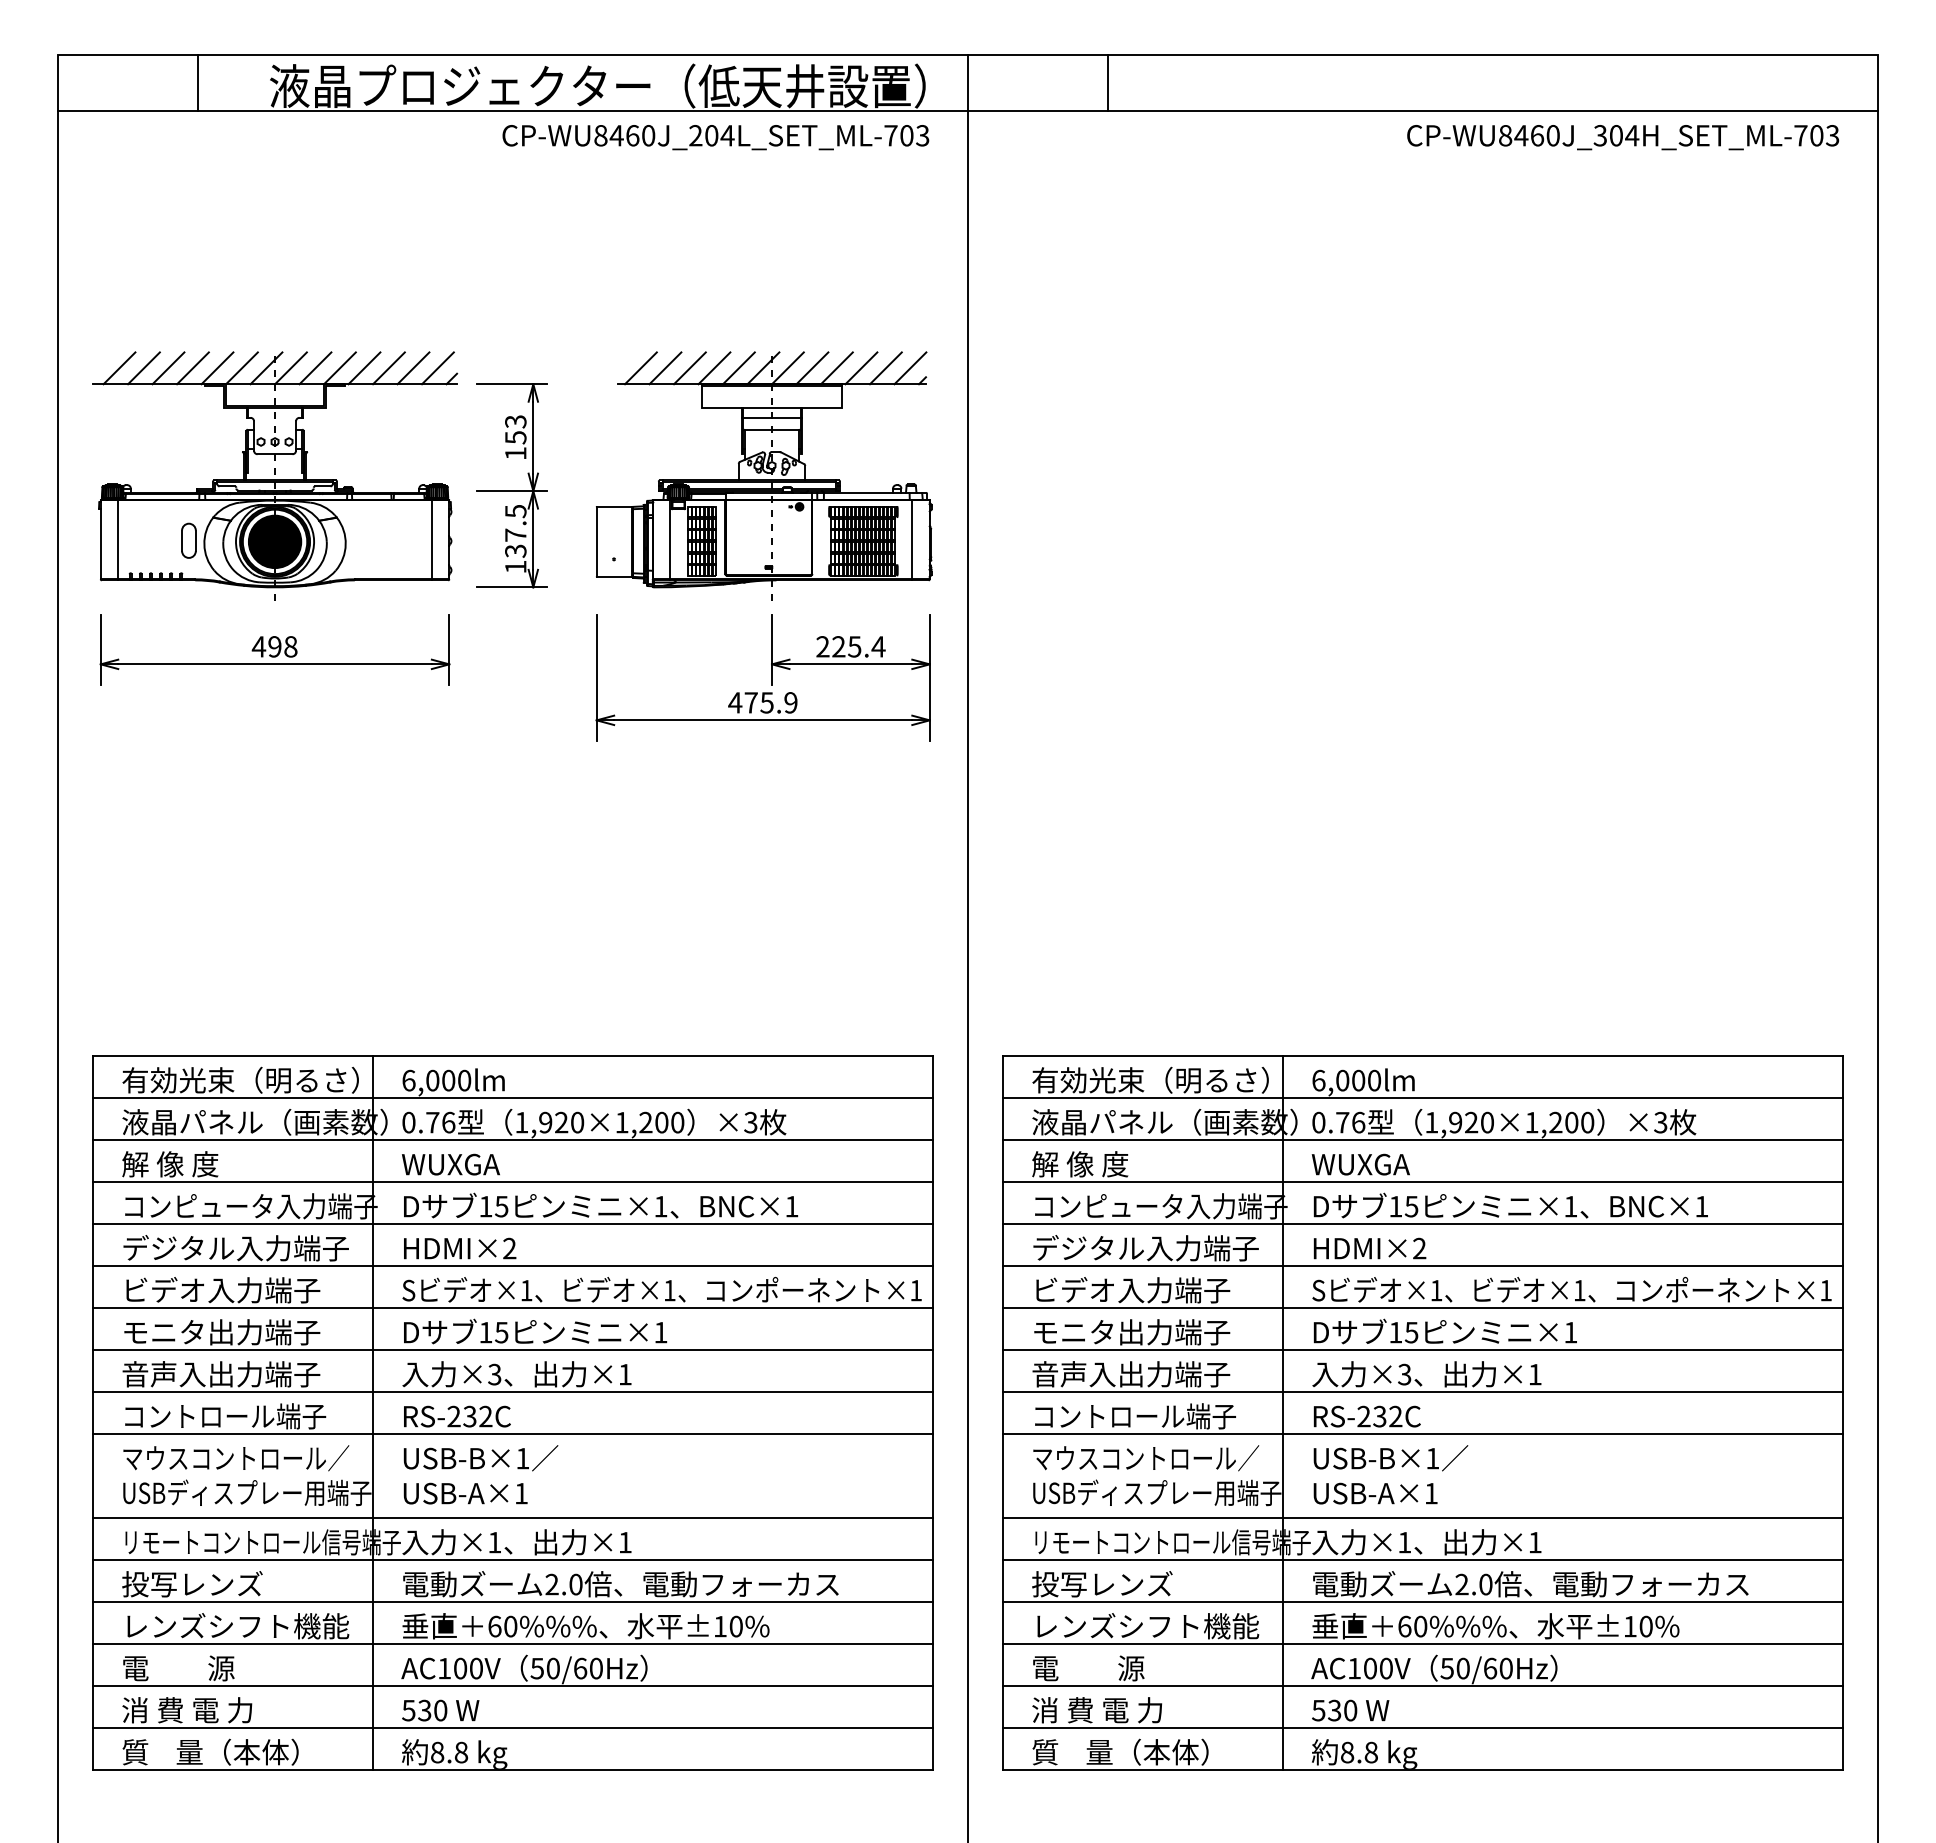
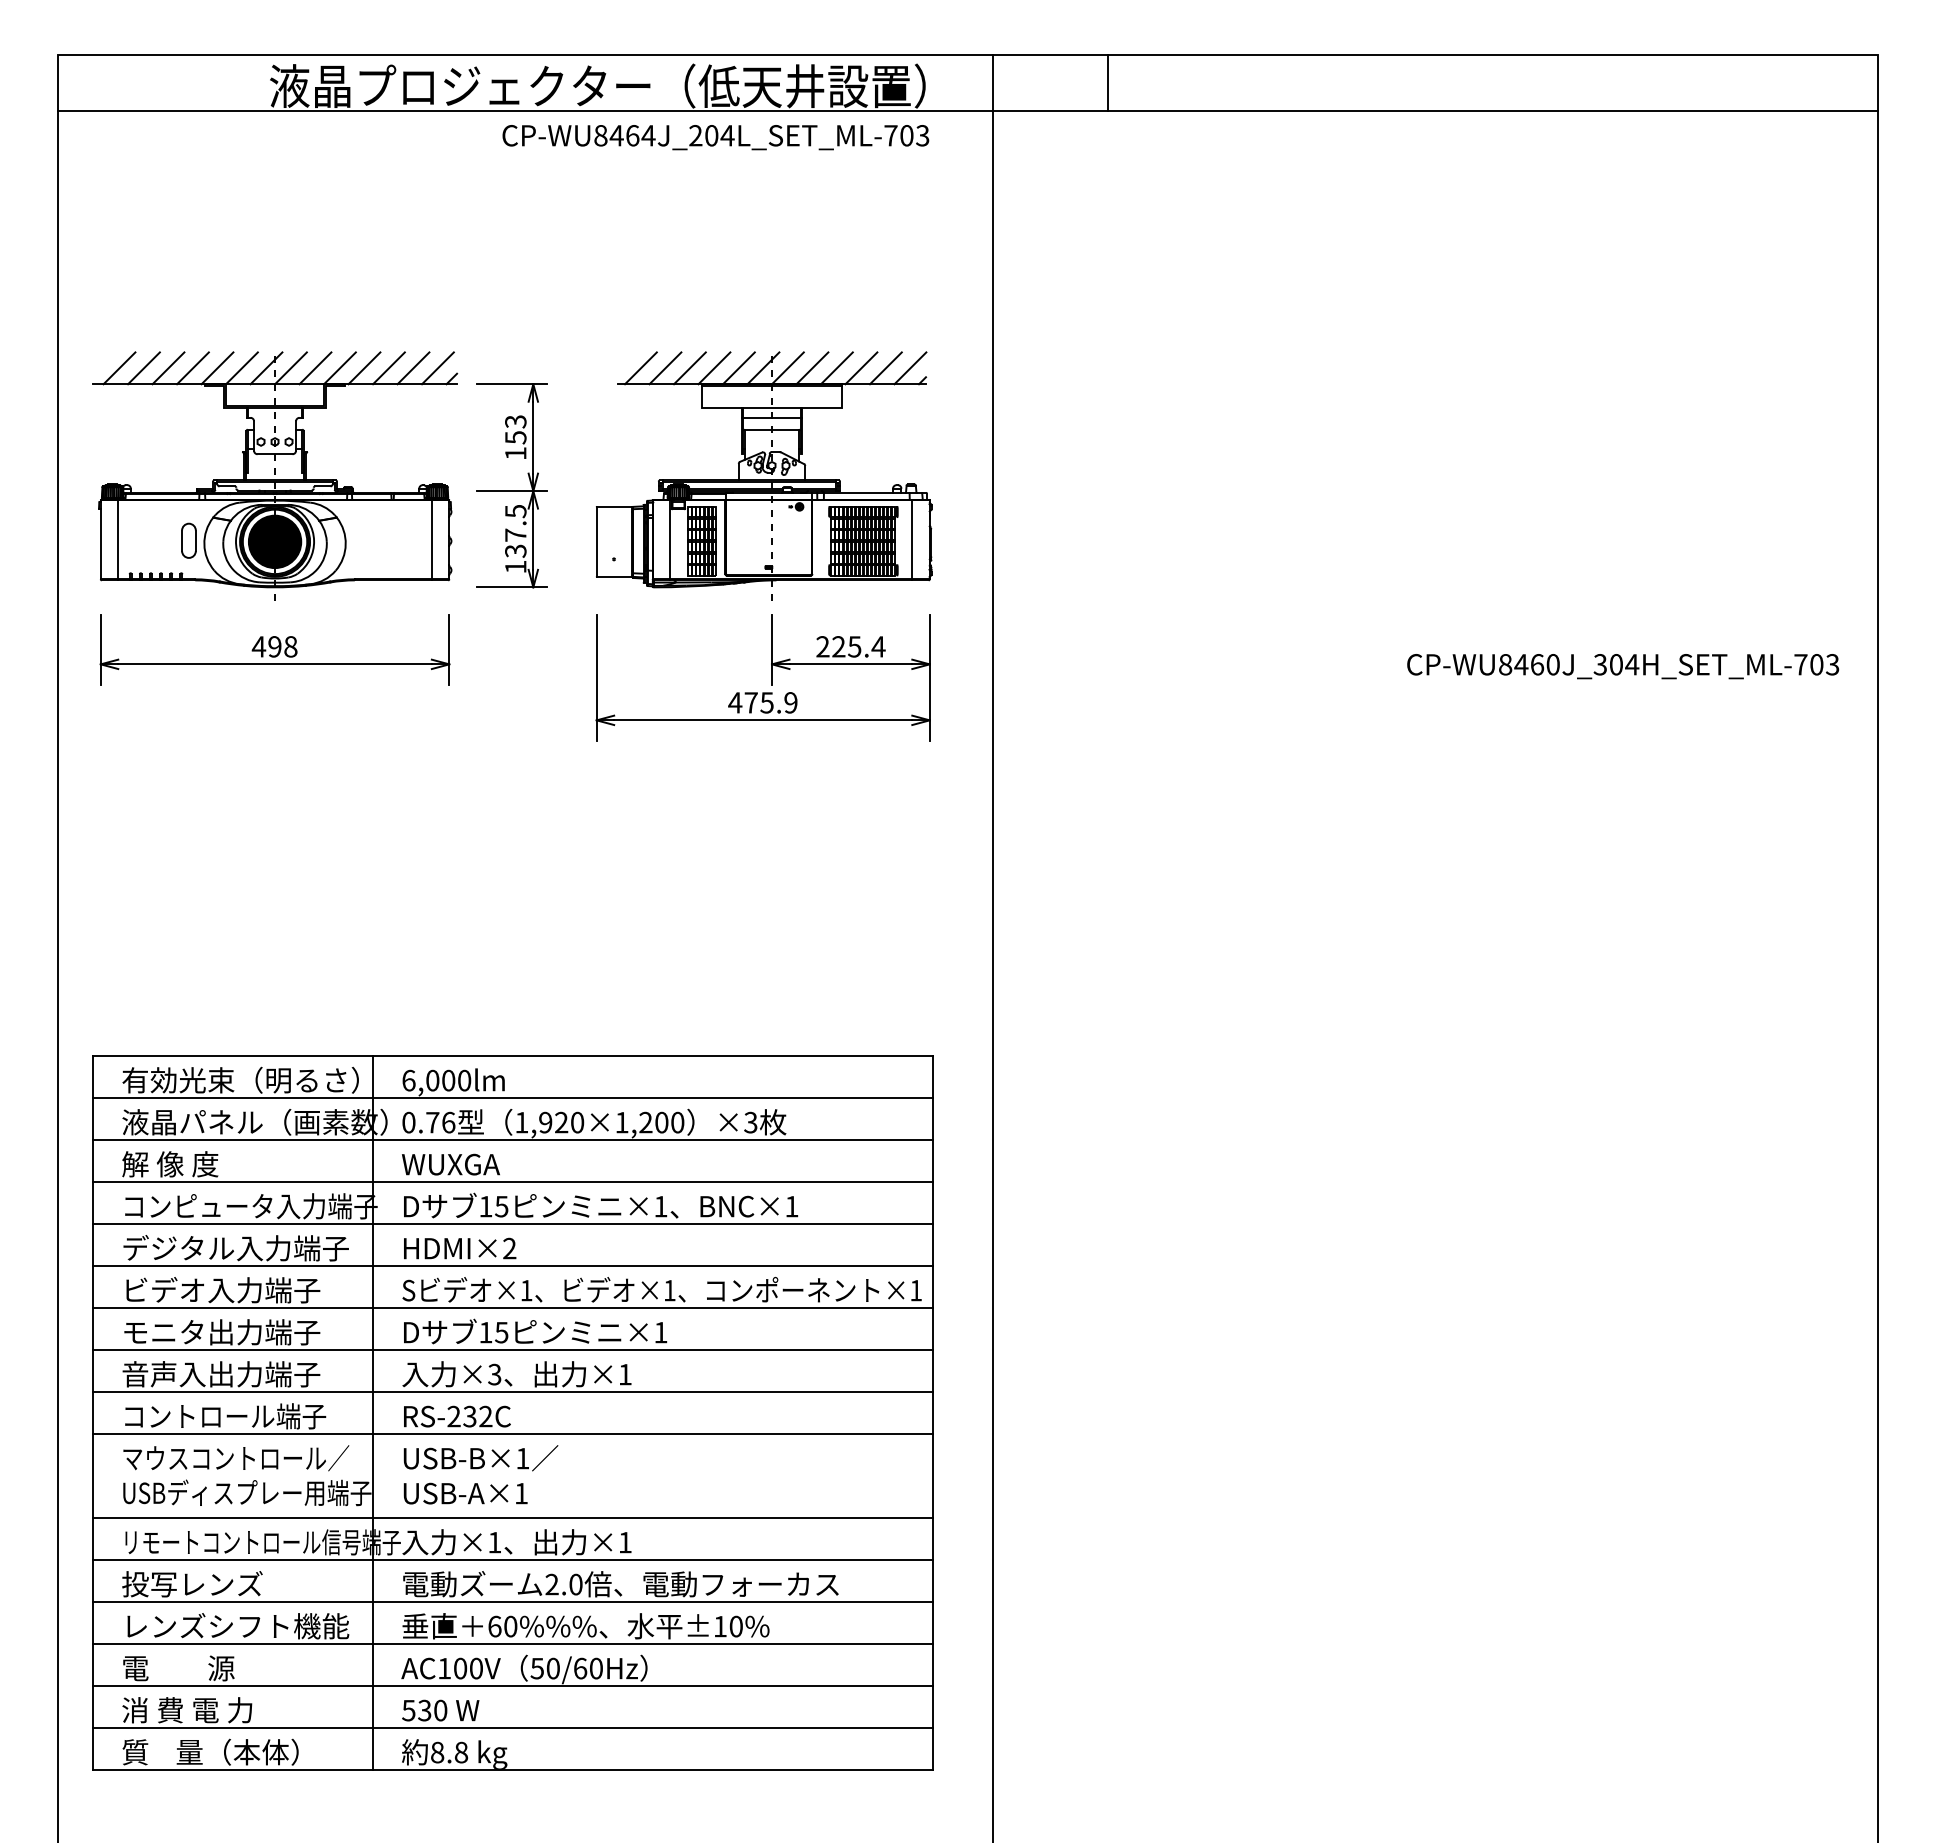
line: present -> none (198, 83)
text: CP-WU8460J_204L_SET_ML-703 -> CP-WU8464J_204L_SET_ML-703 (648, 135)
text position: (1623, 137) -> (1623, 666) (1623, 666)
line position: (968, 947) -> (993, 947) (993, 947)
part: present -> none (1422, 1412)
